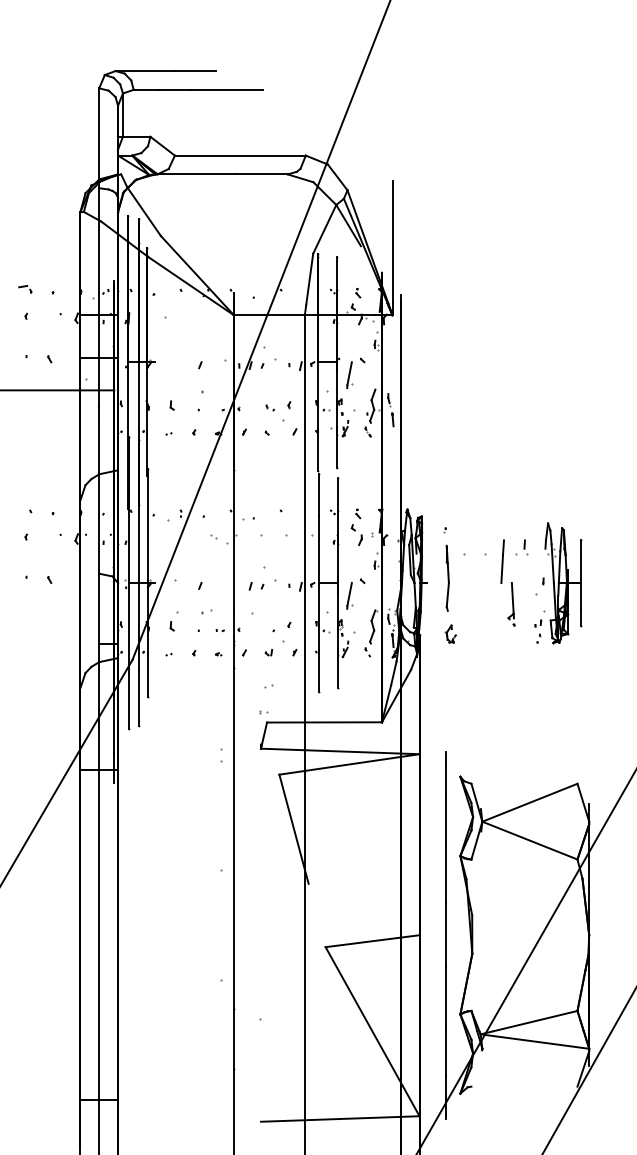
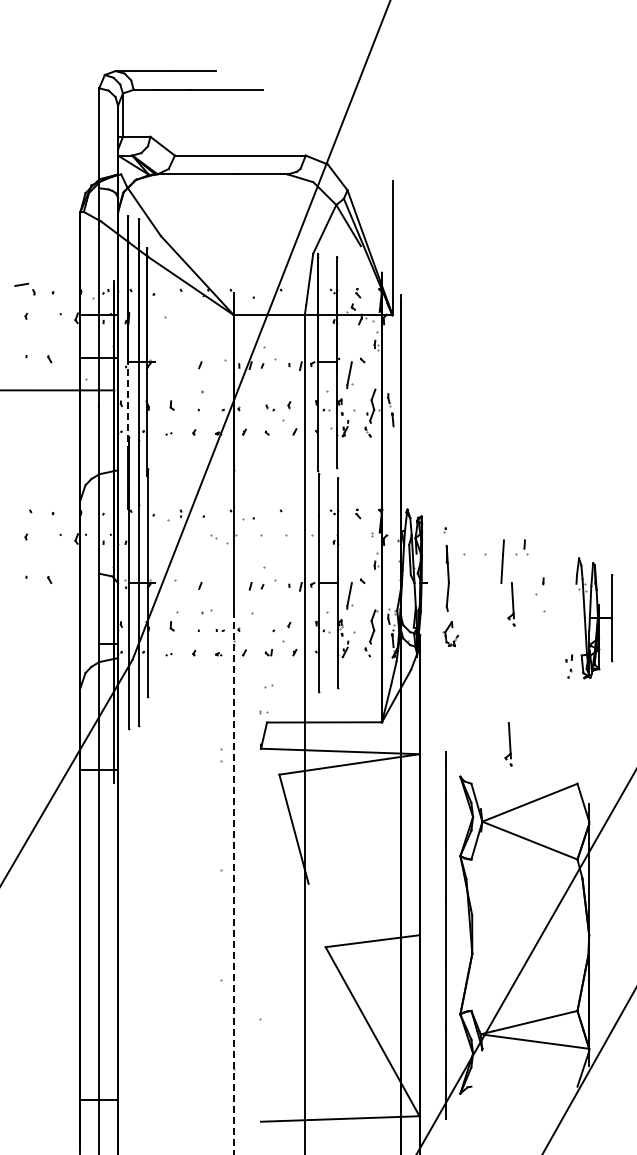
part size: 15x9 px -> 22x14 px (24, 288)
line: solid -> dashed (128, 406)
part: present -> none (356, 535)
part position: (558, 583) -> (589, 618) (589, 618)
part size: 13x20 px -> 18x26 px (450, 633)
part: none -> present (508, 744)
line: solid -> dashed (234, 883)
